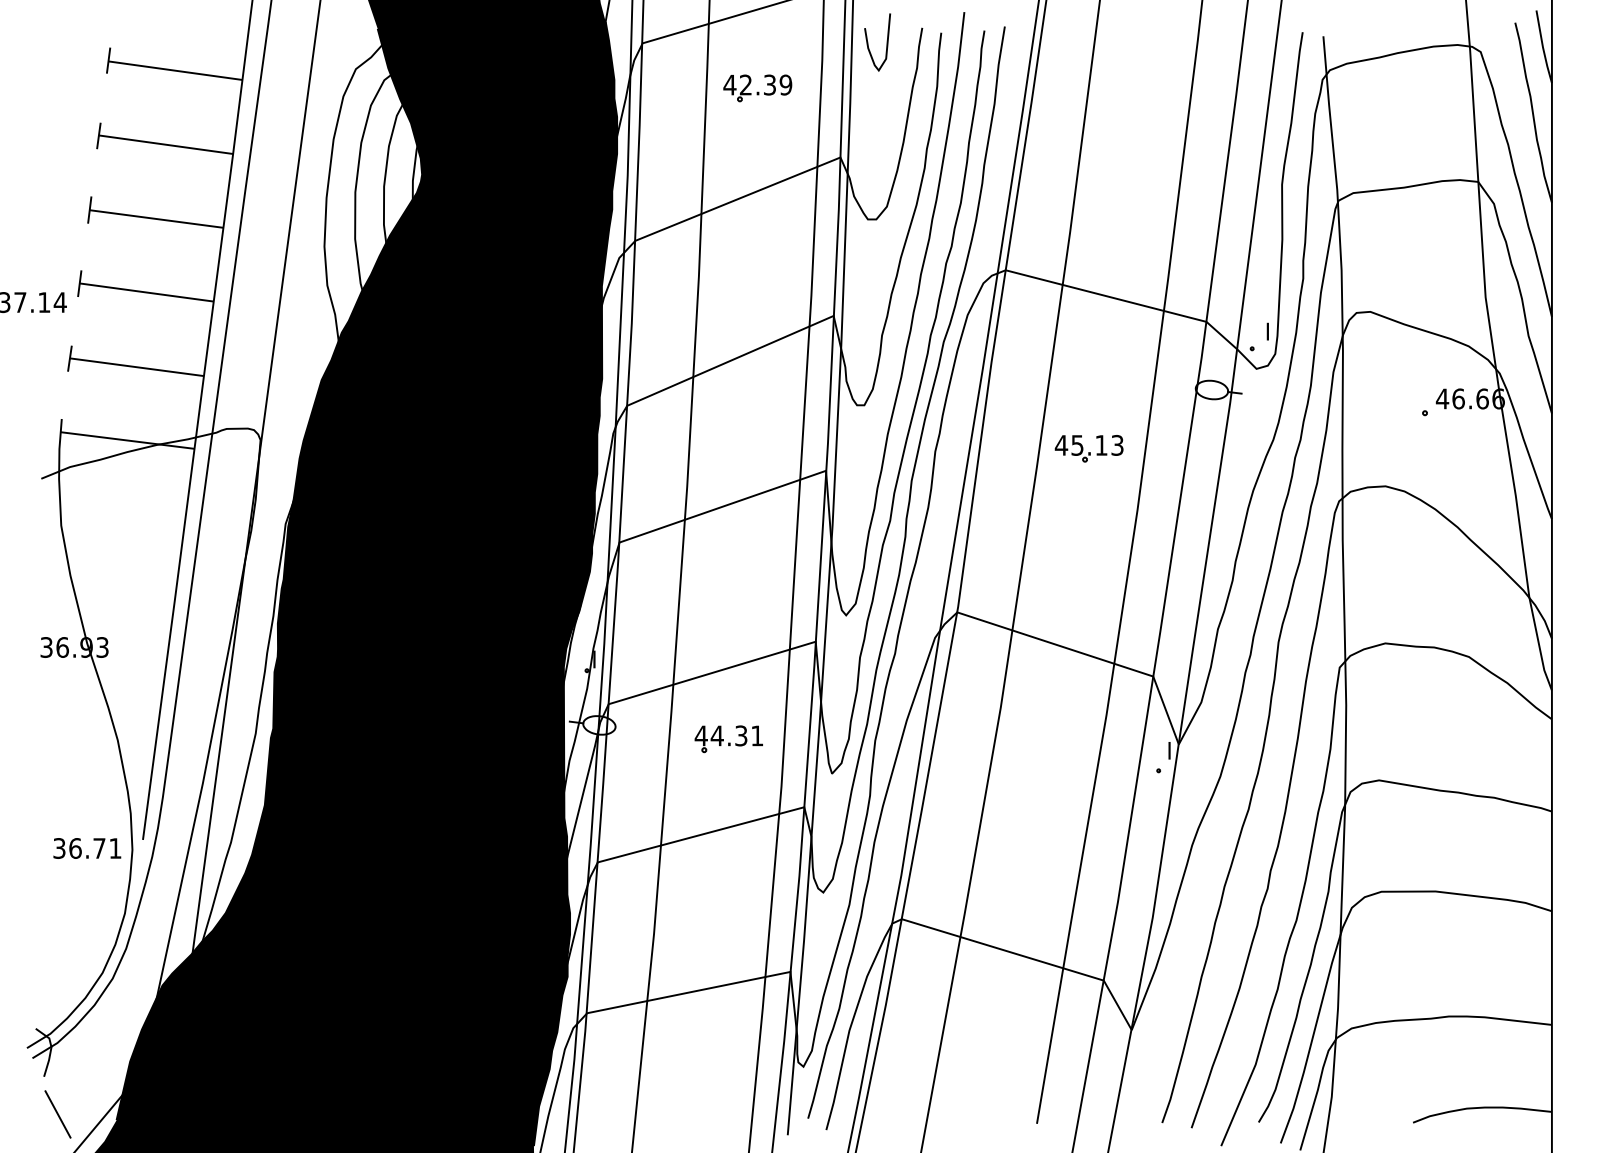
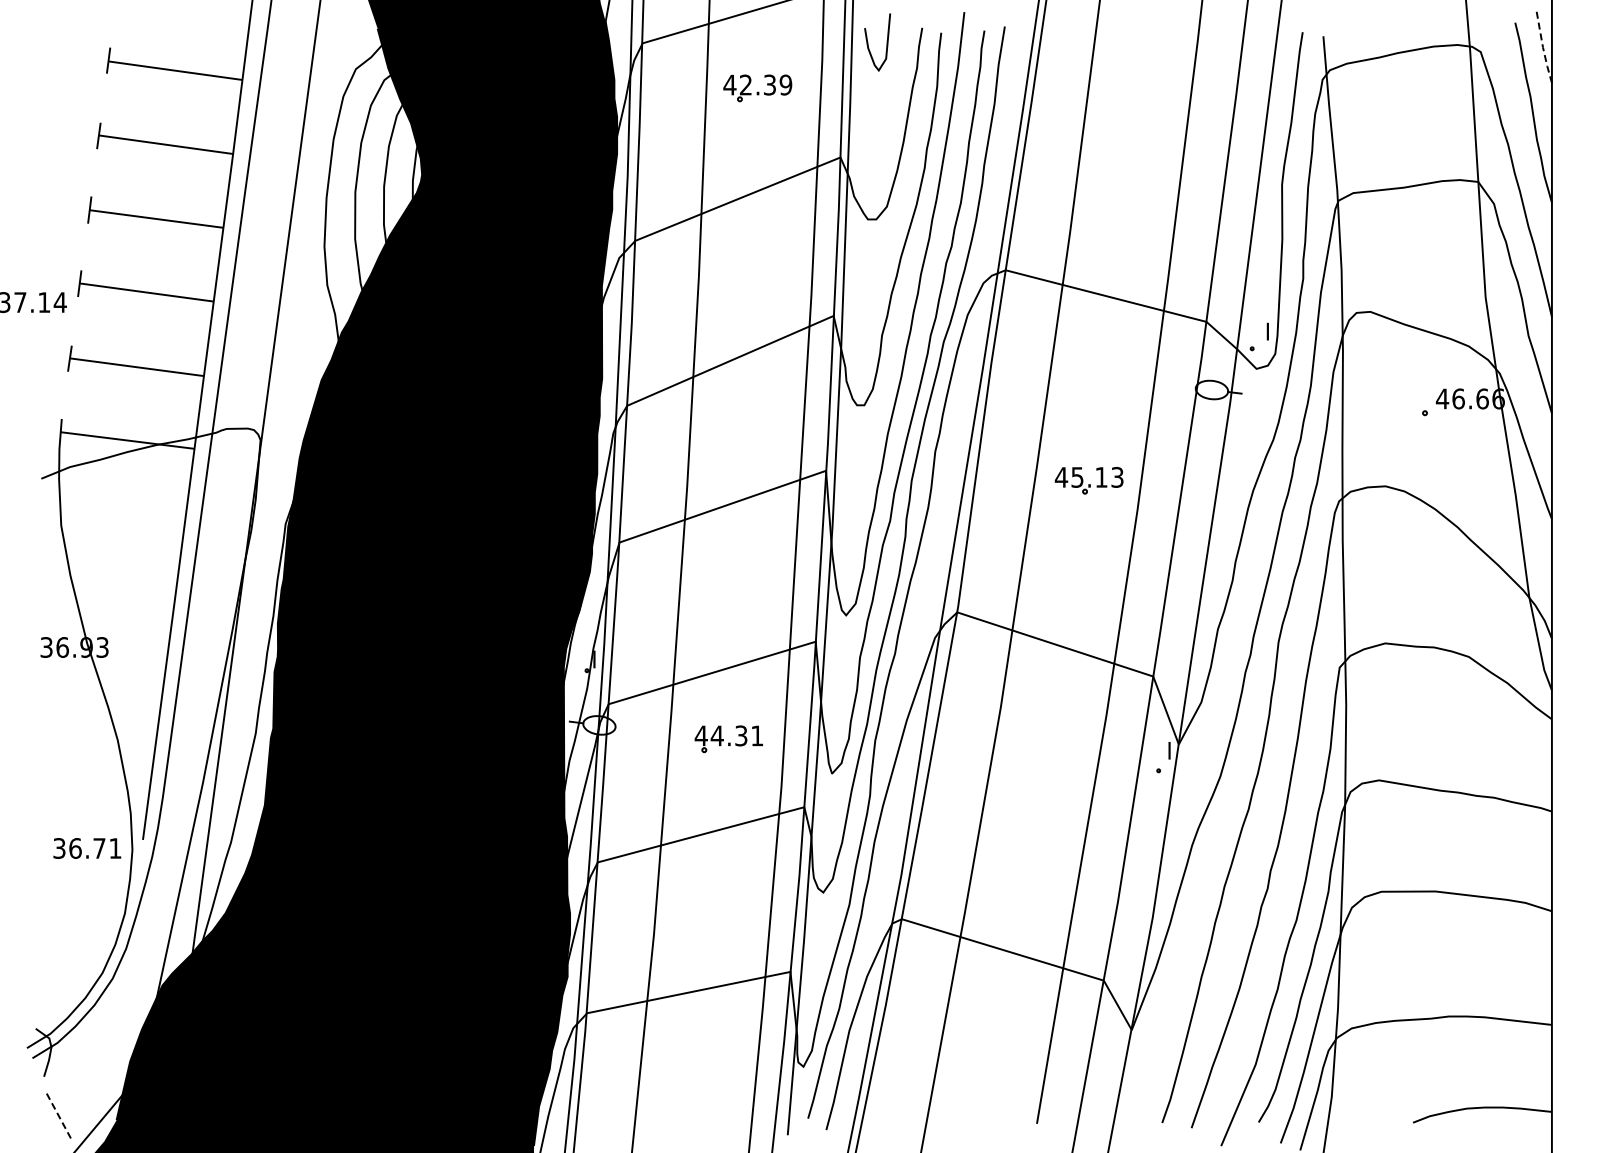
line: solid -> dashed (1542, 47)
part position: (1088, 448) -> (1088, 480) (1088, 480)
line: solid -> dashed (57, 1114)
